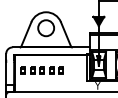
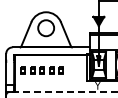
line: solid -> dashed (63, 92)
